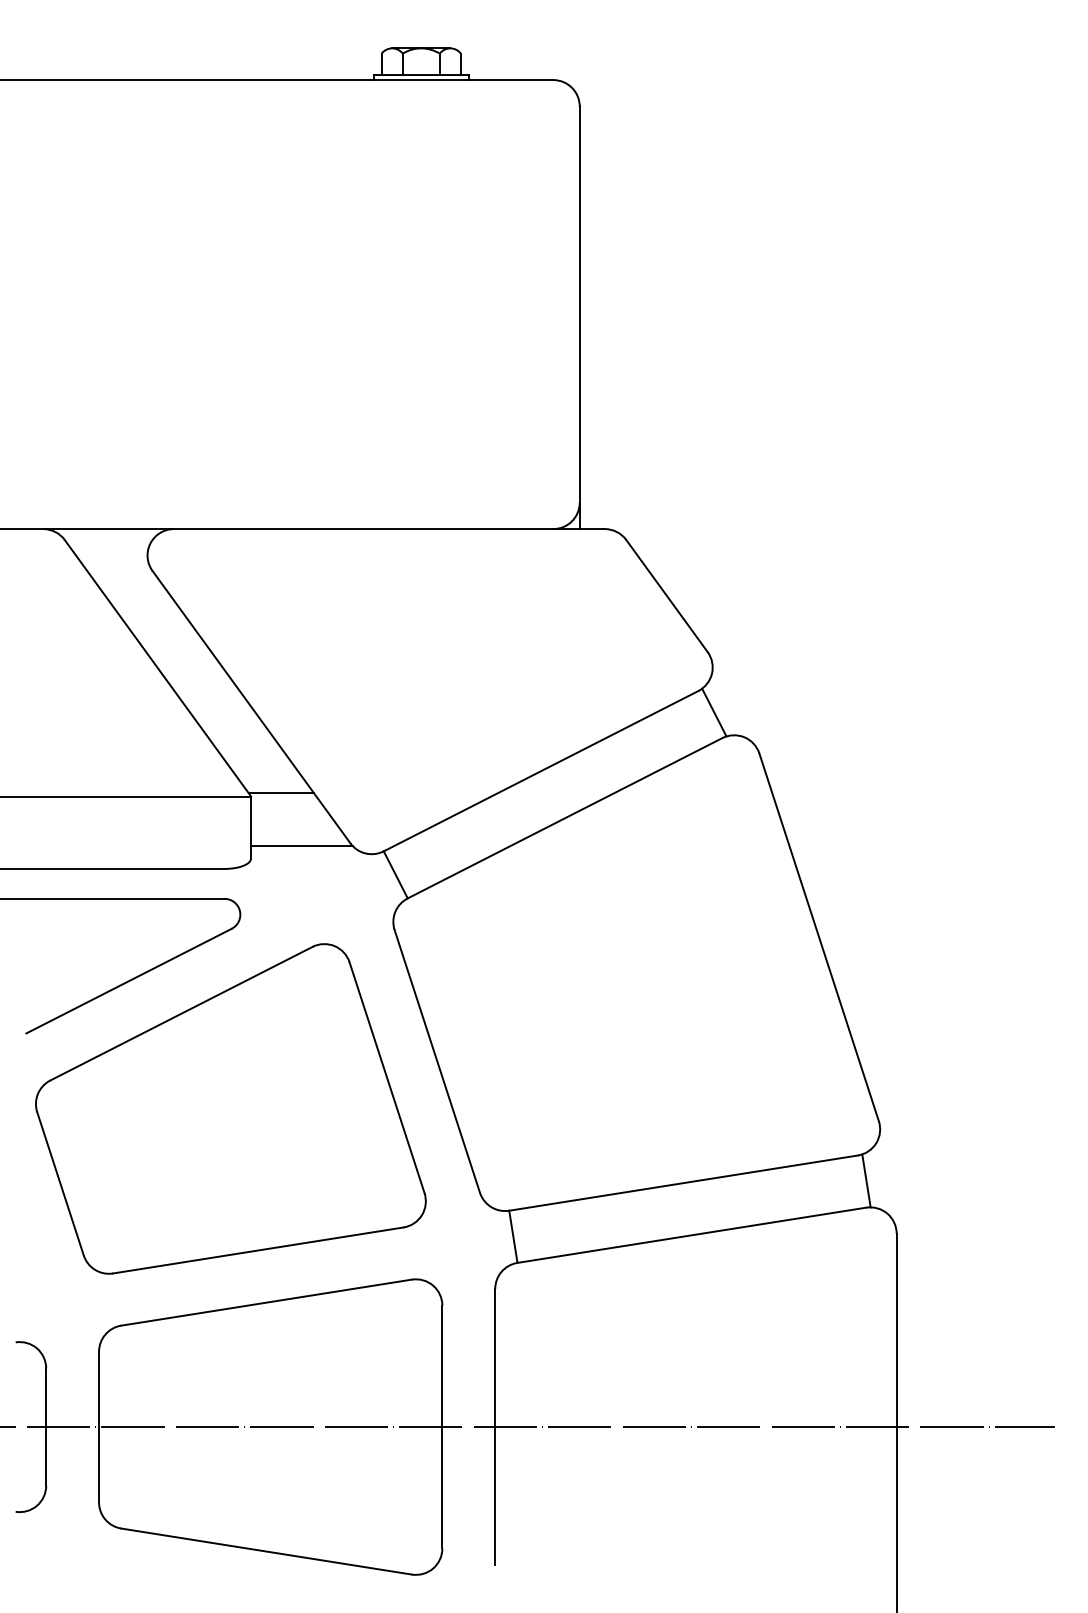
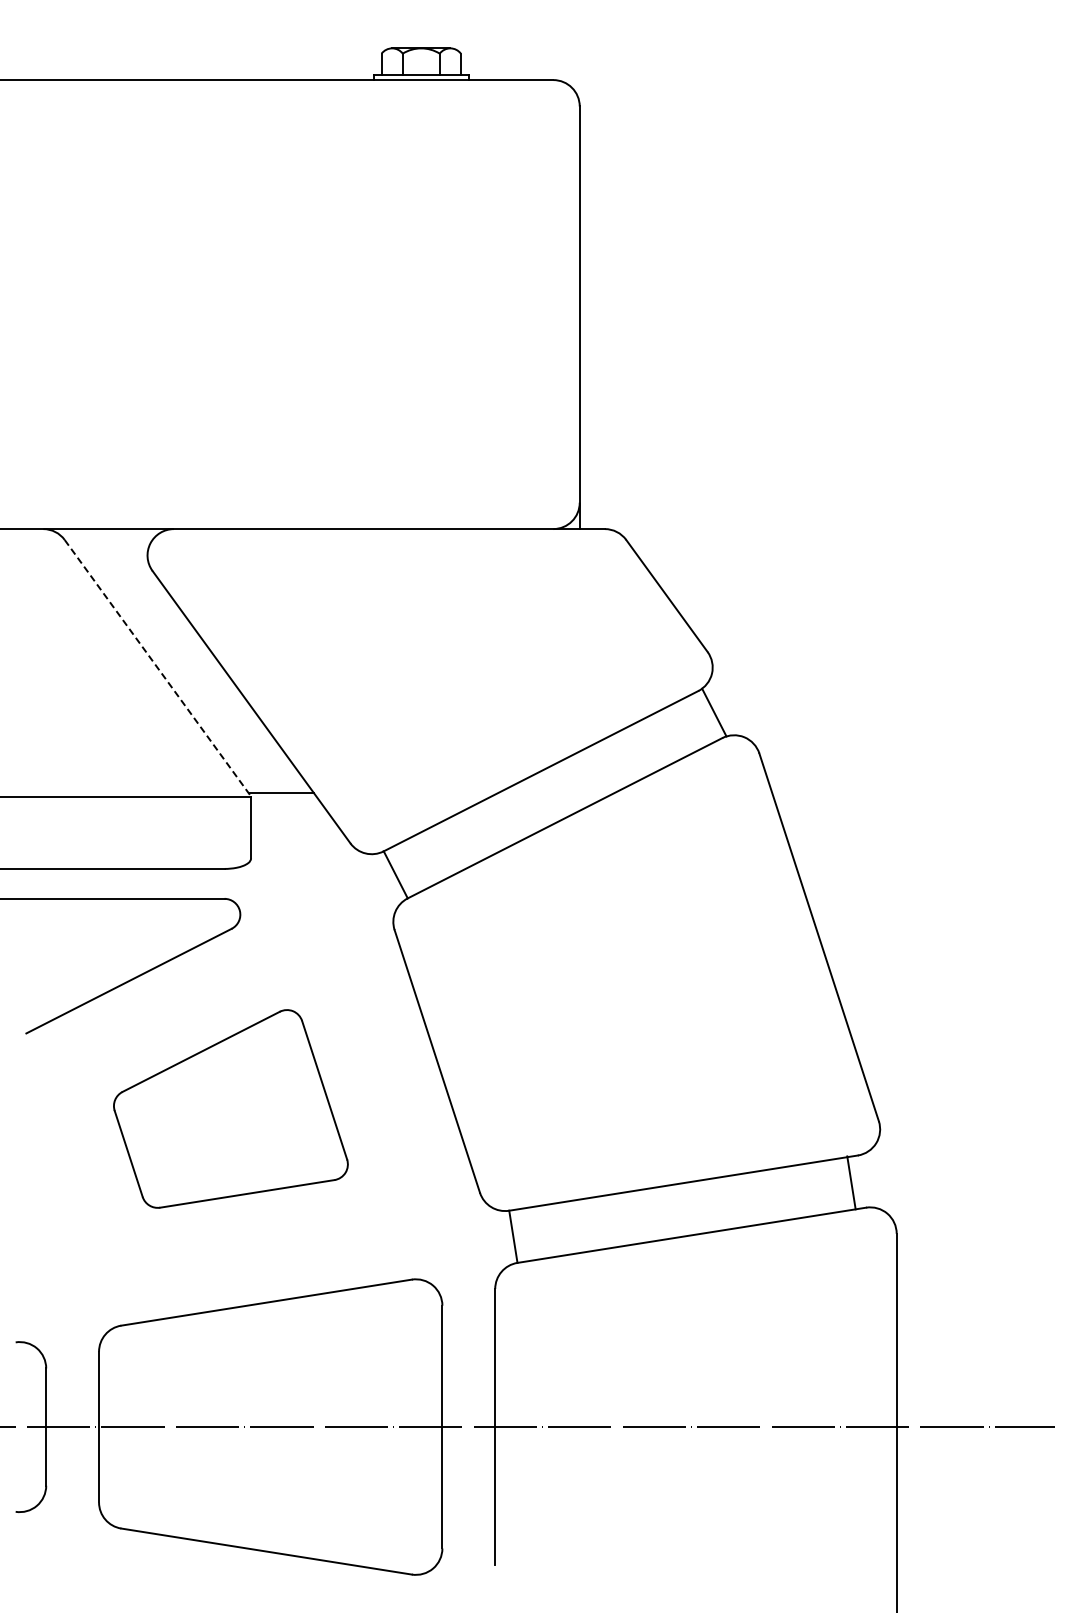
line: solid -> dashed (157, 668)
line: present -> none (301, 846)
part size: 392x332 px -> 236x200 px (230, 1108)
line position: (866, 1180) -> (851, 1182) (851, 1182)
